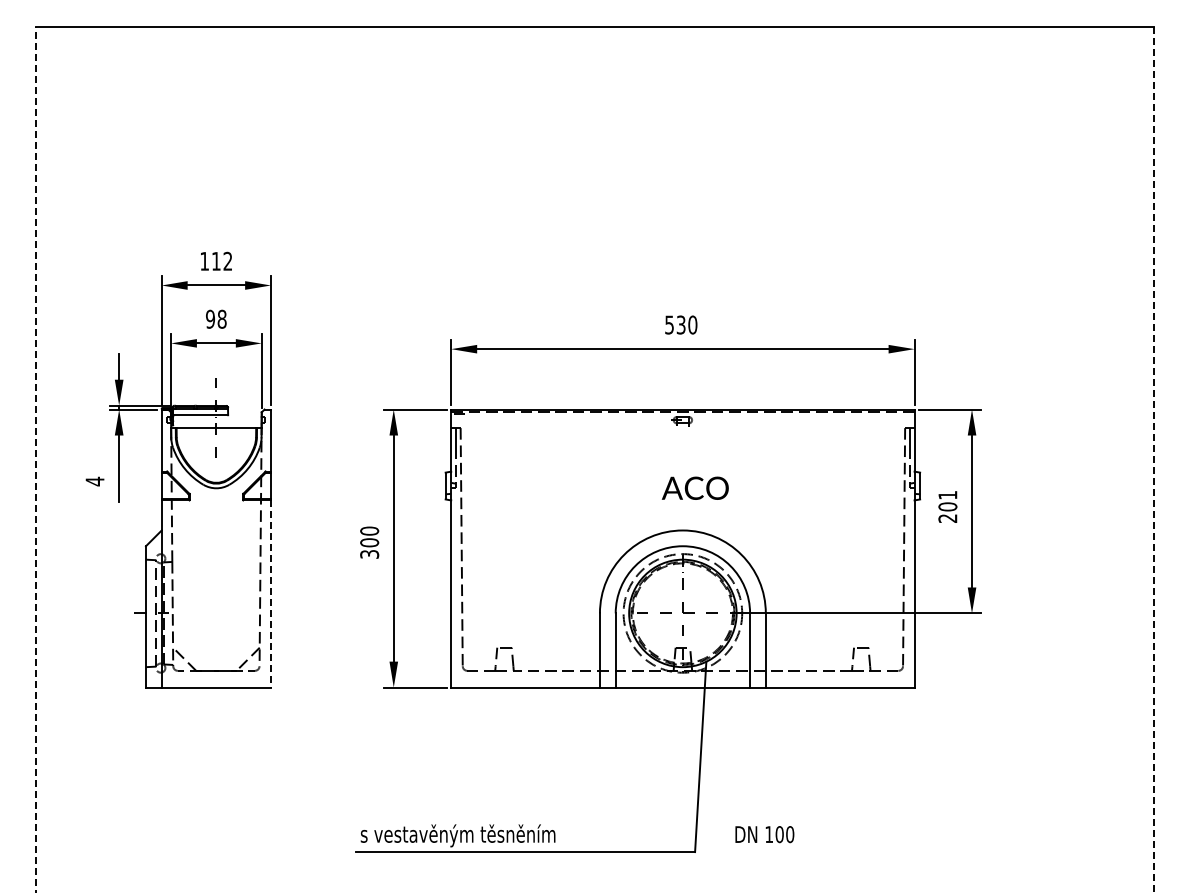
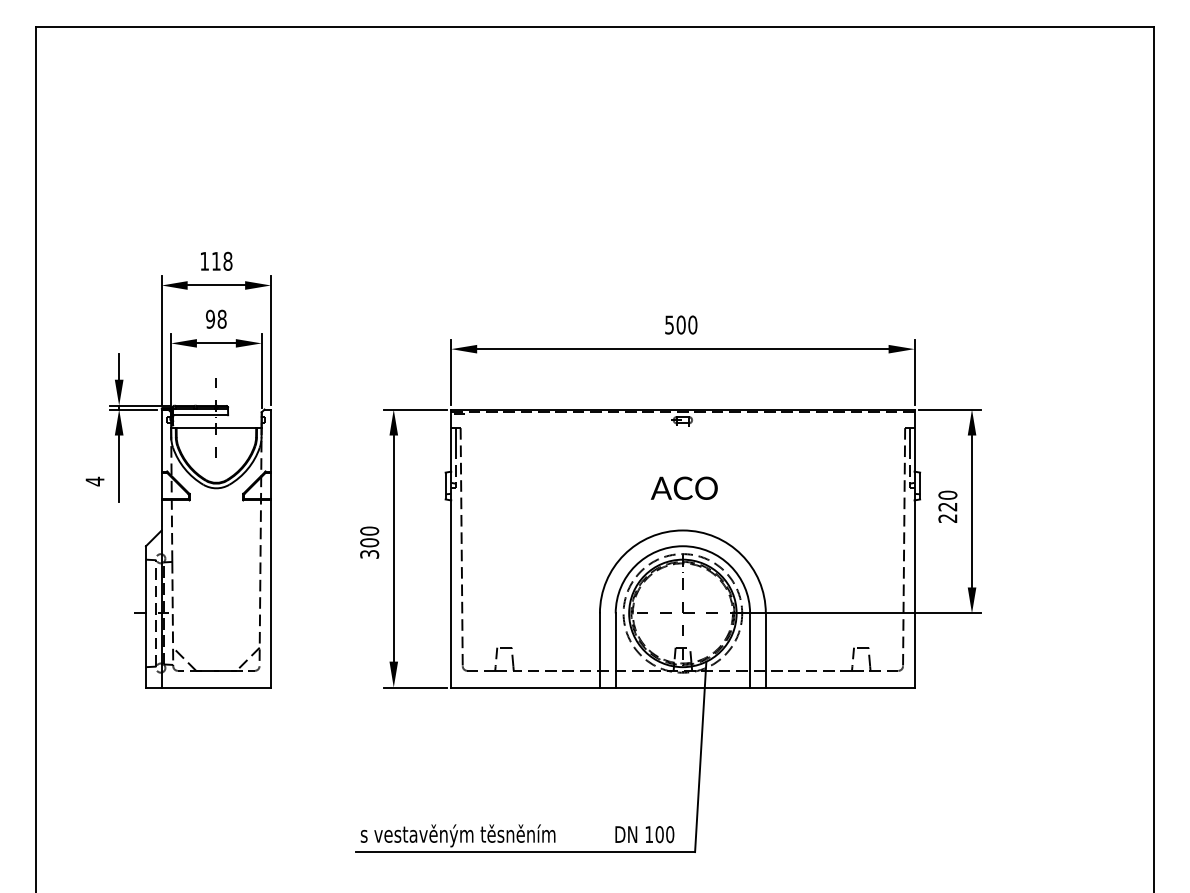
text: 112 -> 118 (227, 260)
text: 530 -> 500 (680, 324)
line: dashed -> solid (35, 459)
line: dashed -> solid (1154, 459)
text position: (694, 487) -> (683, 487) (683, 487)
text: 201 -> 220 (947, 500)
line: dashed -> solid (271, 593)
text position: (764, 834) -> (644, 834) (644, 834)
